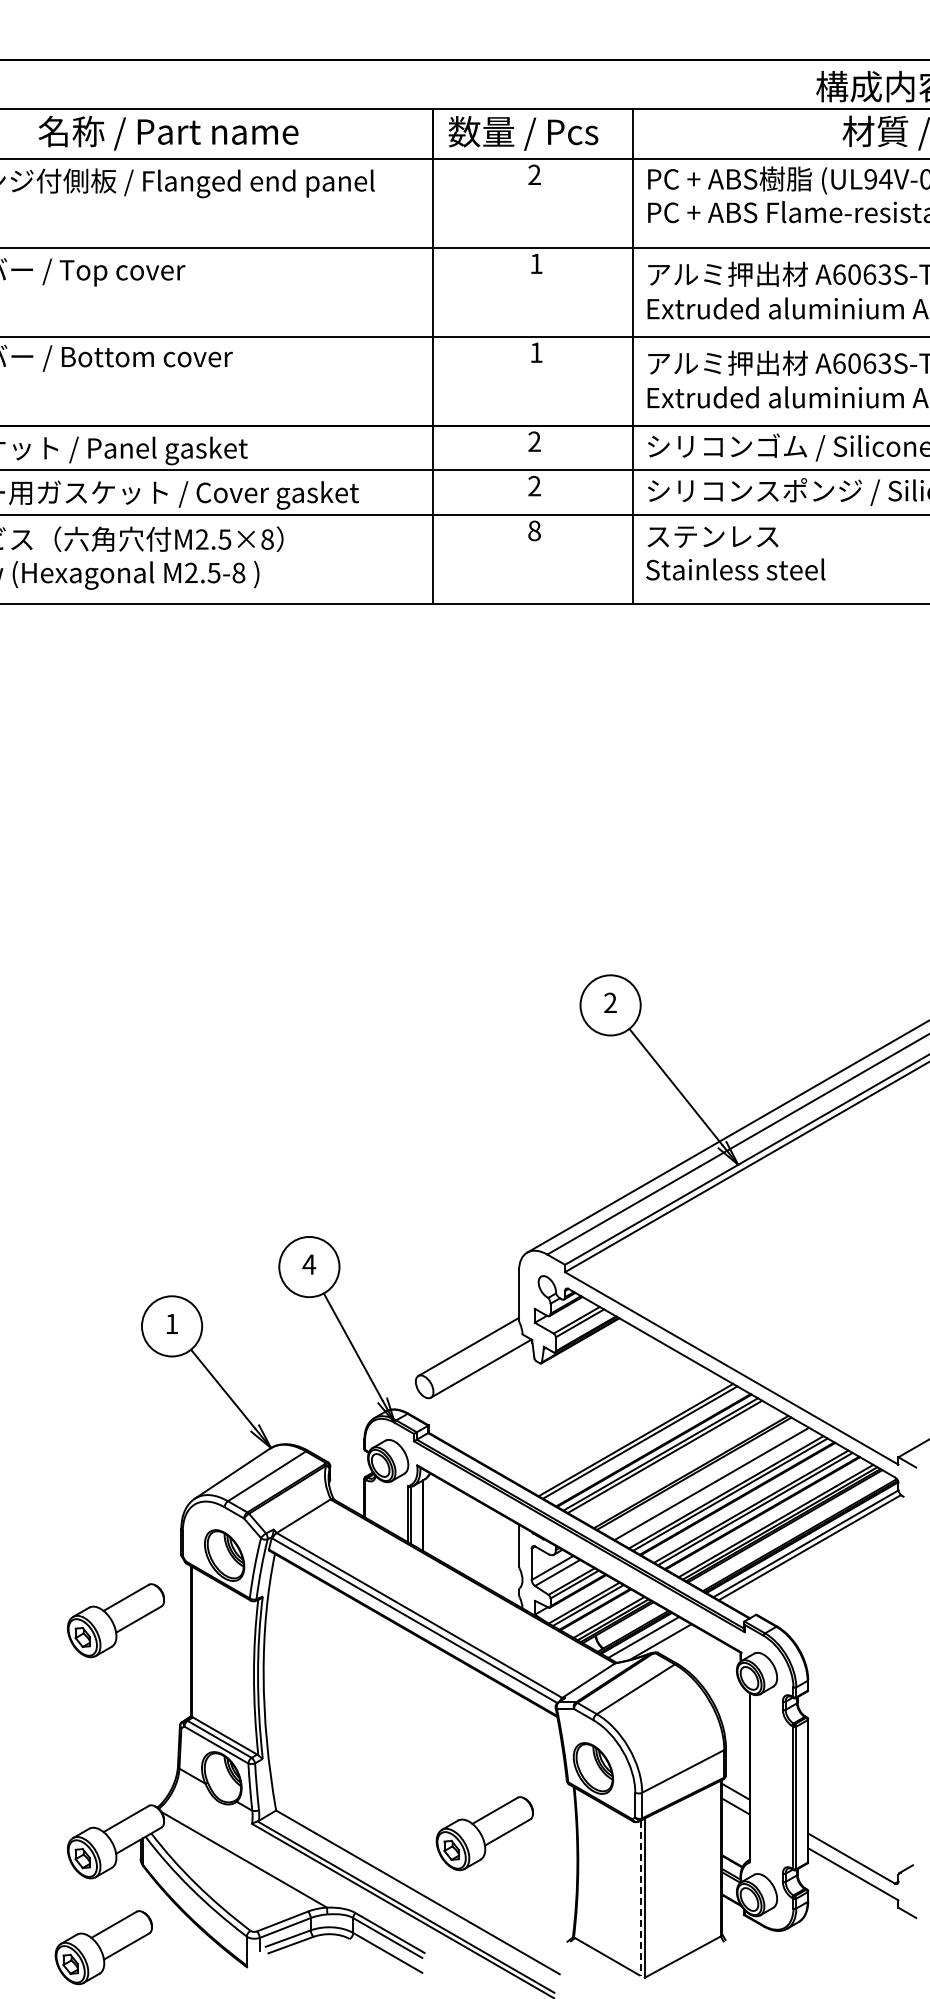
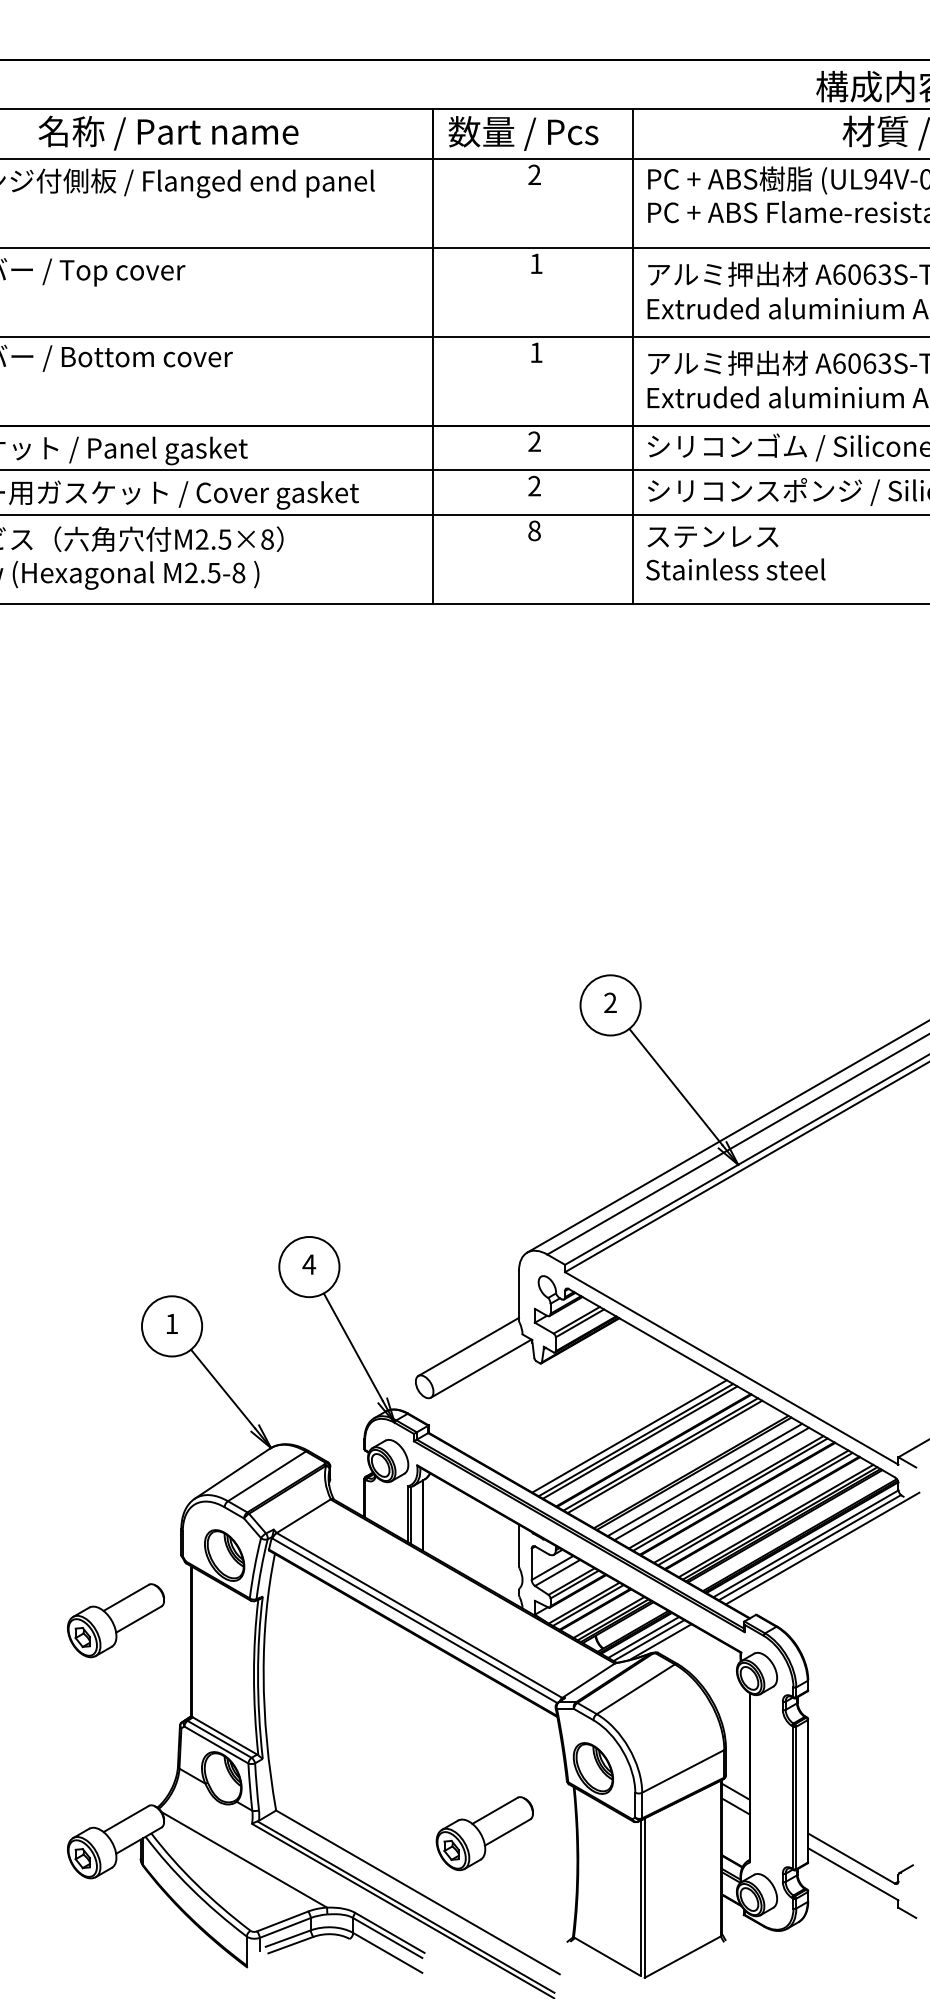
line: none -> present (629, 1436)
line: none -> present (704, 1479)
line: none -> present (822, 1548)
line: none -> present (648, 1640)
line: dashed -> solid (640, 1898)
part: present -> none (103, 1947)
